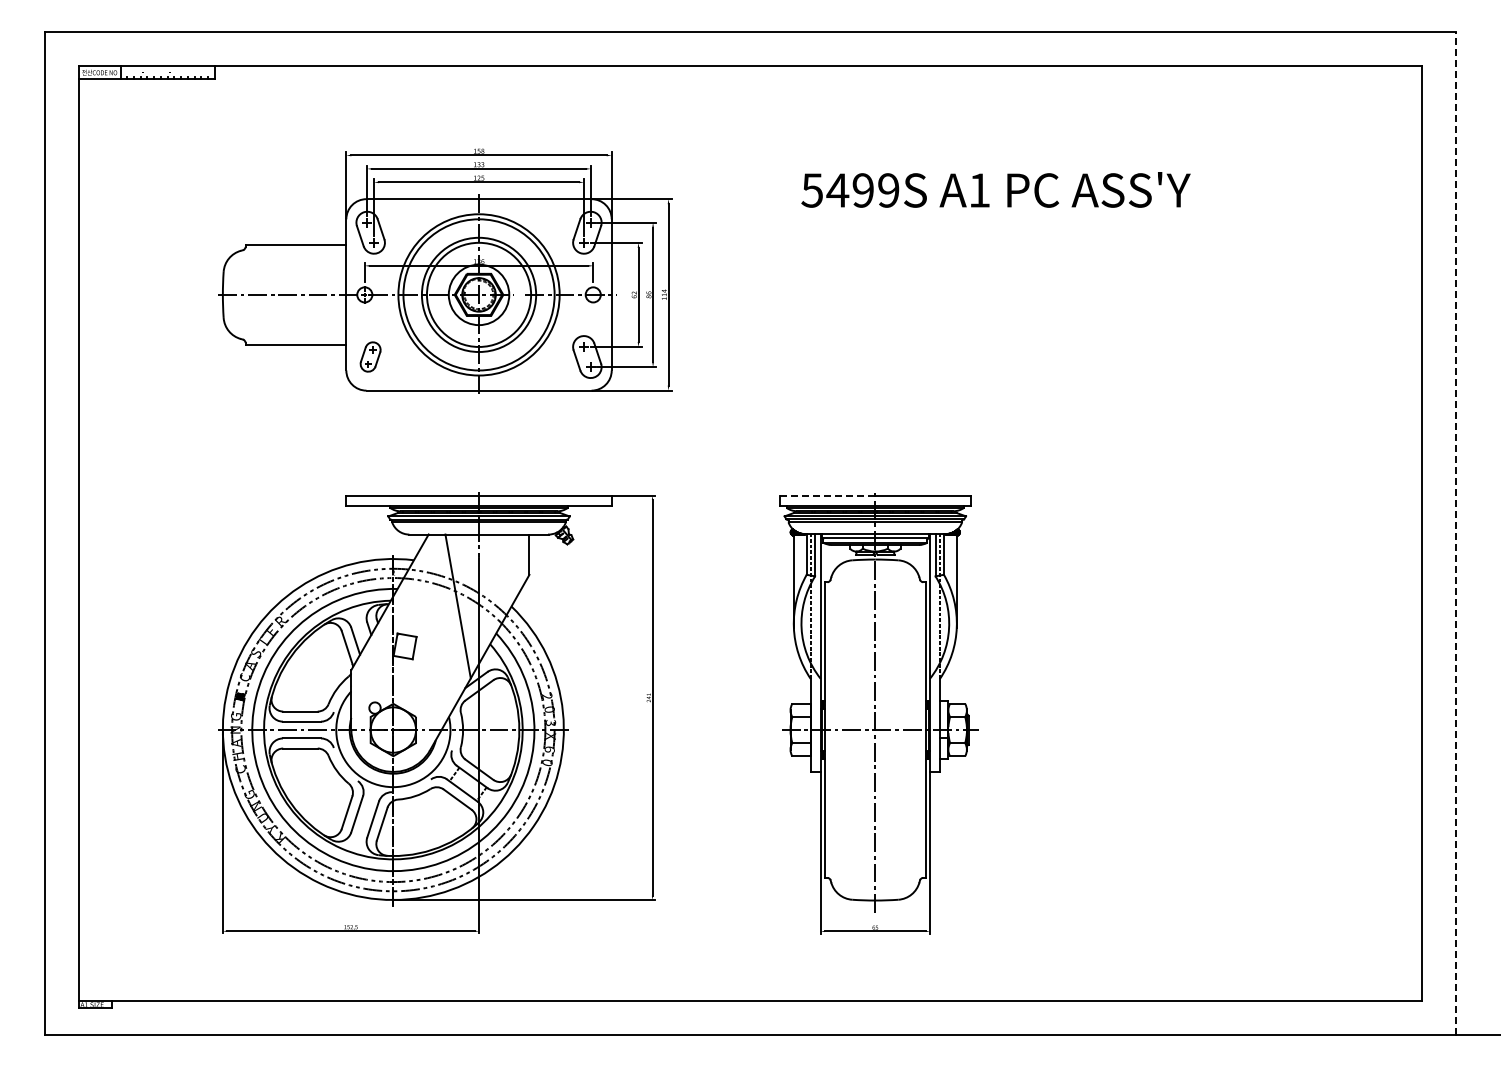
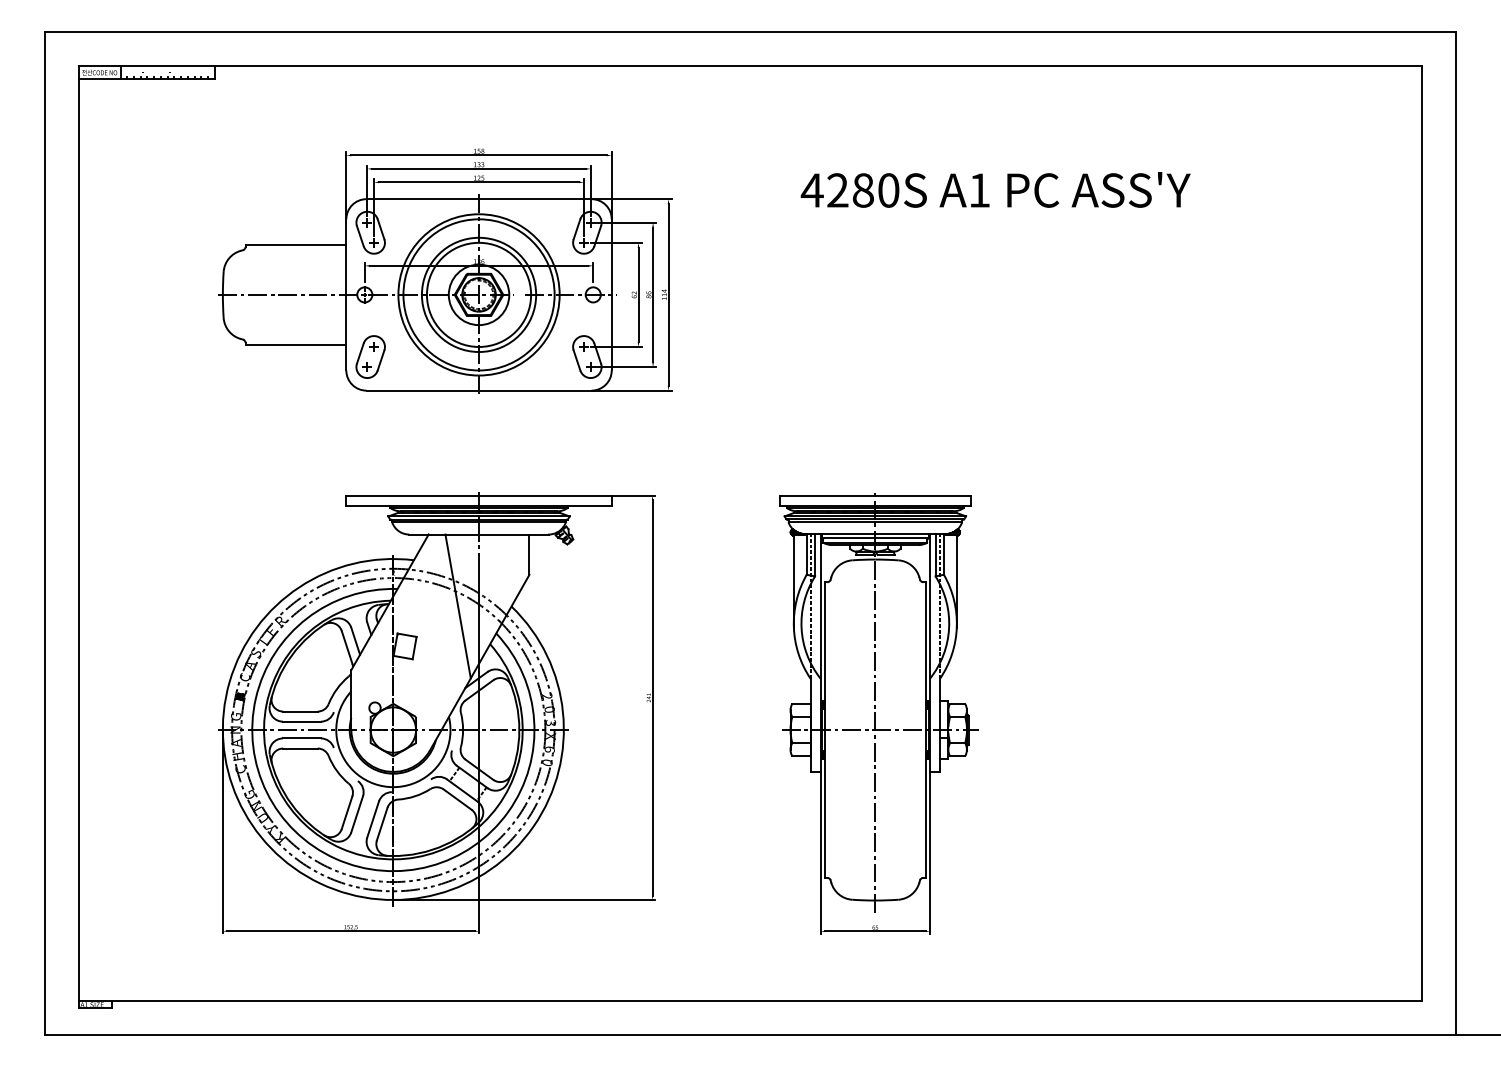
text: 5499S -> 4280S (849, 190)
part size: 23x32 px -> 31x44 px (370, 356)
line: dashed -> solid (827, 495)
line: dashed -> solid (1455, 532)
